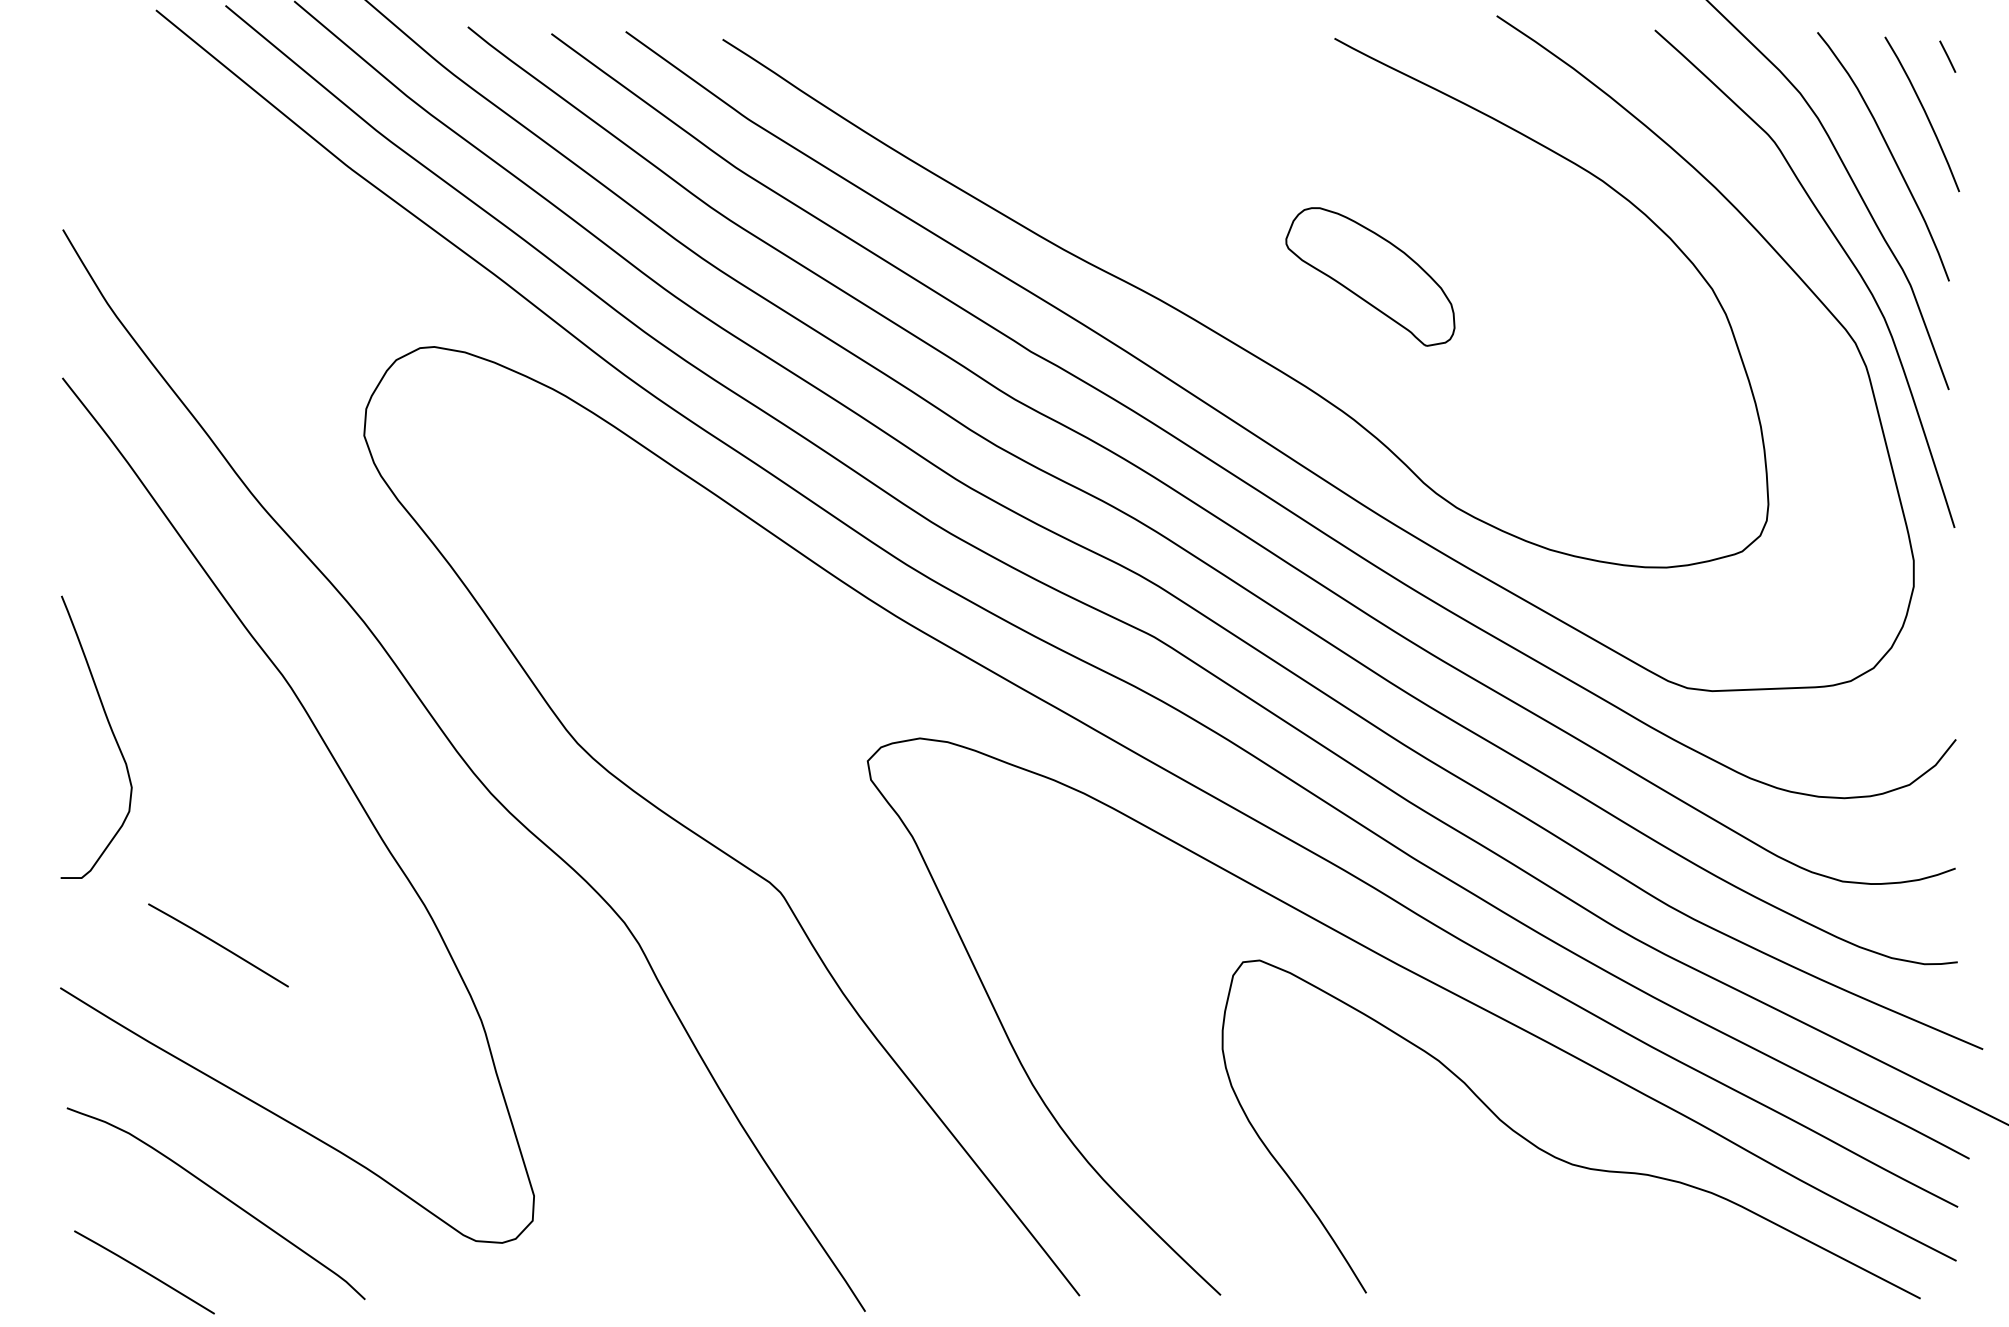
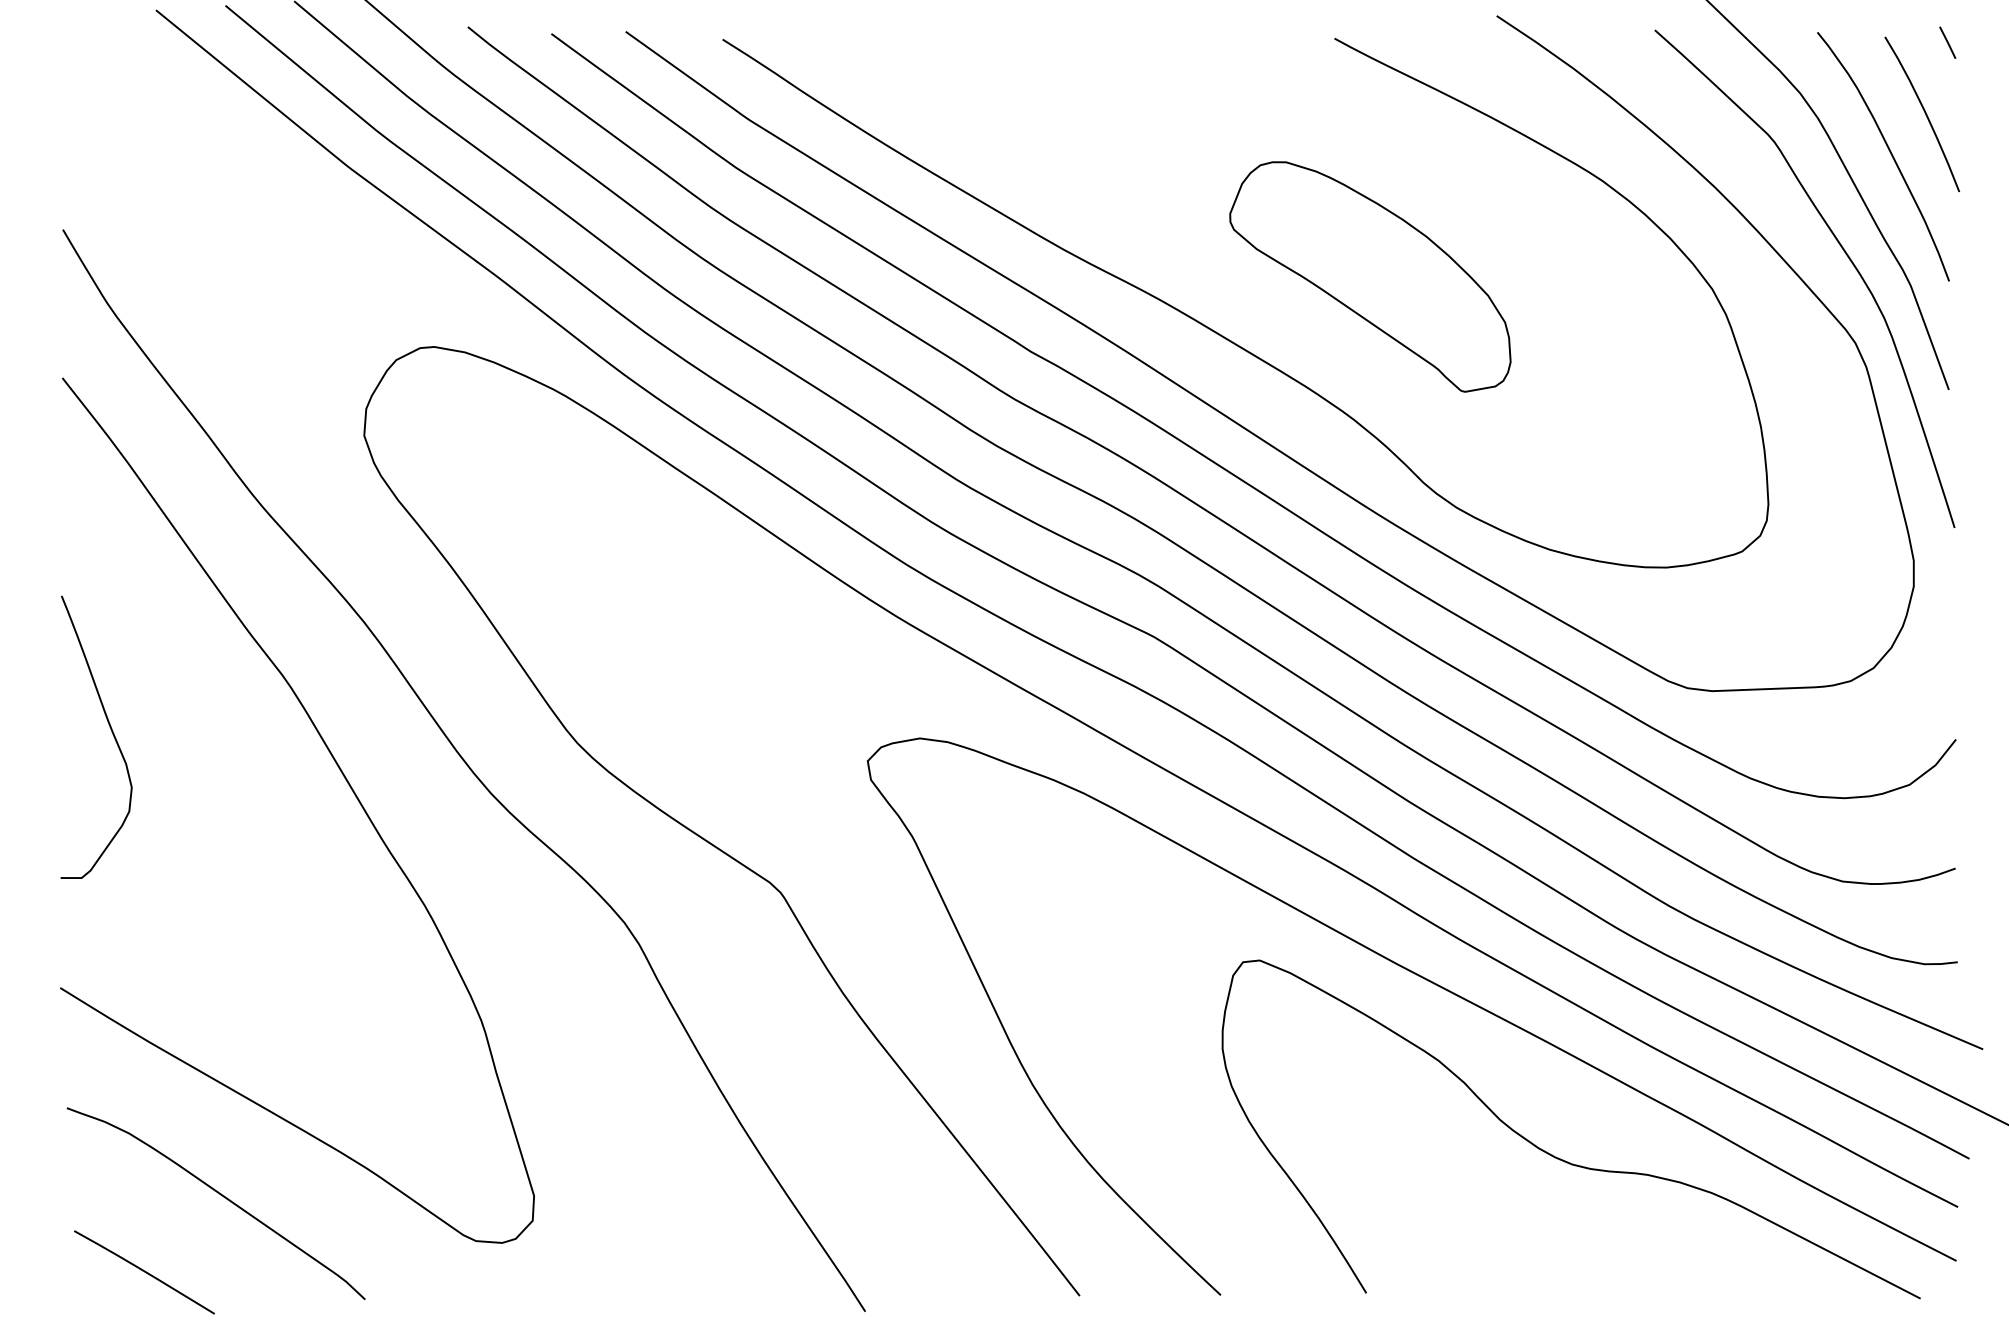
line position: (1947, 56) -> (1947, 42) (1947, 42)
part size: 171x140 px -> 283x232 px (1370, 276)
curve: present -> none (218, 945)
